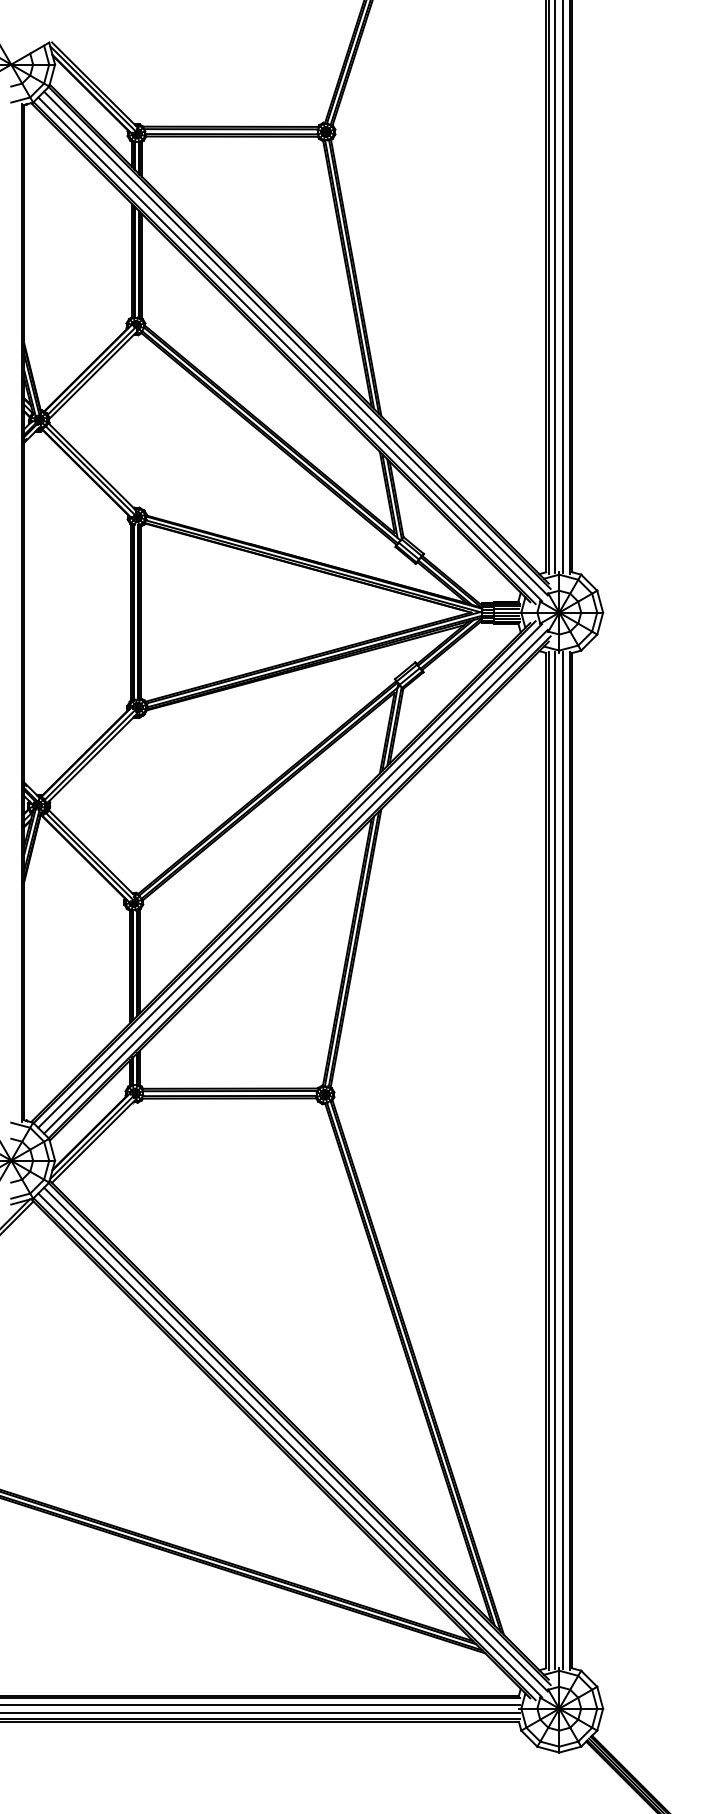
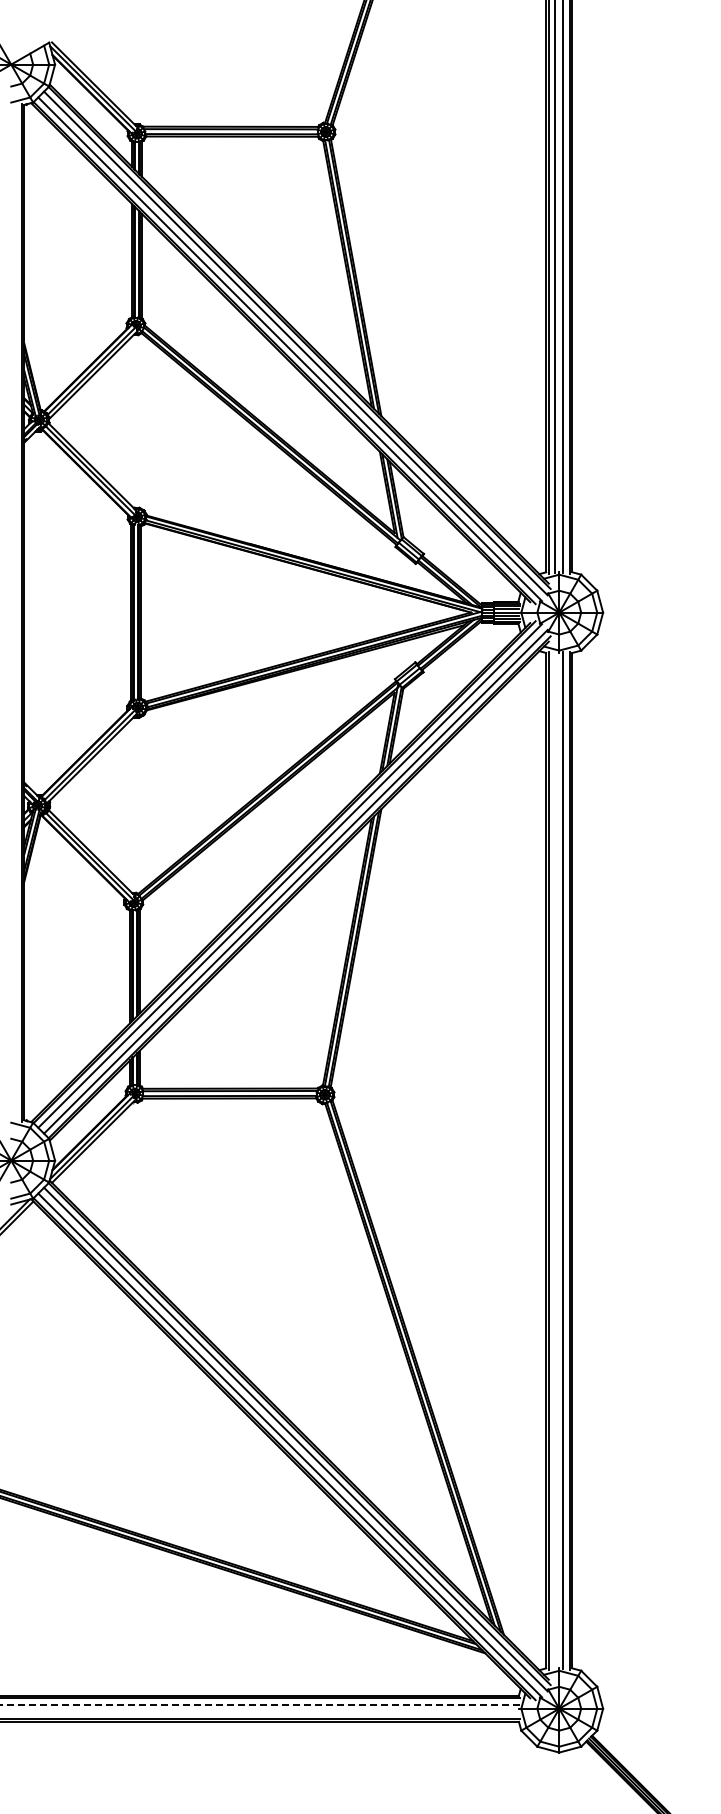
line: present -> none (555, 1160)
line: solid -> dashed (260, 1704)
line: present -> none (260, 1712)
